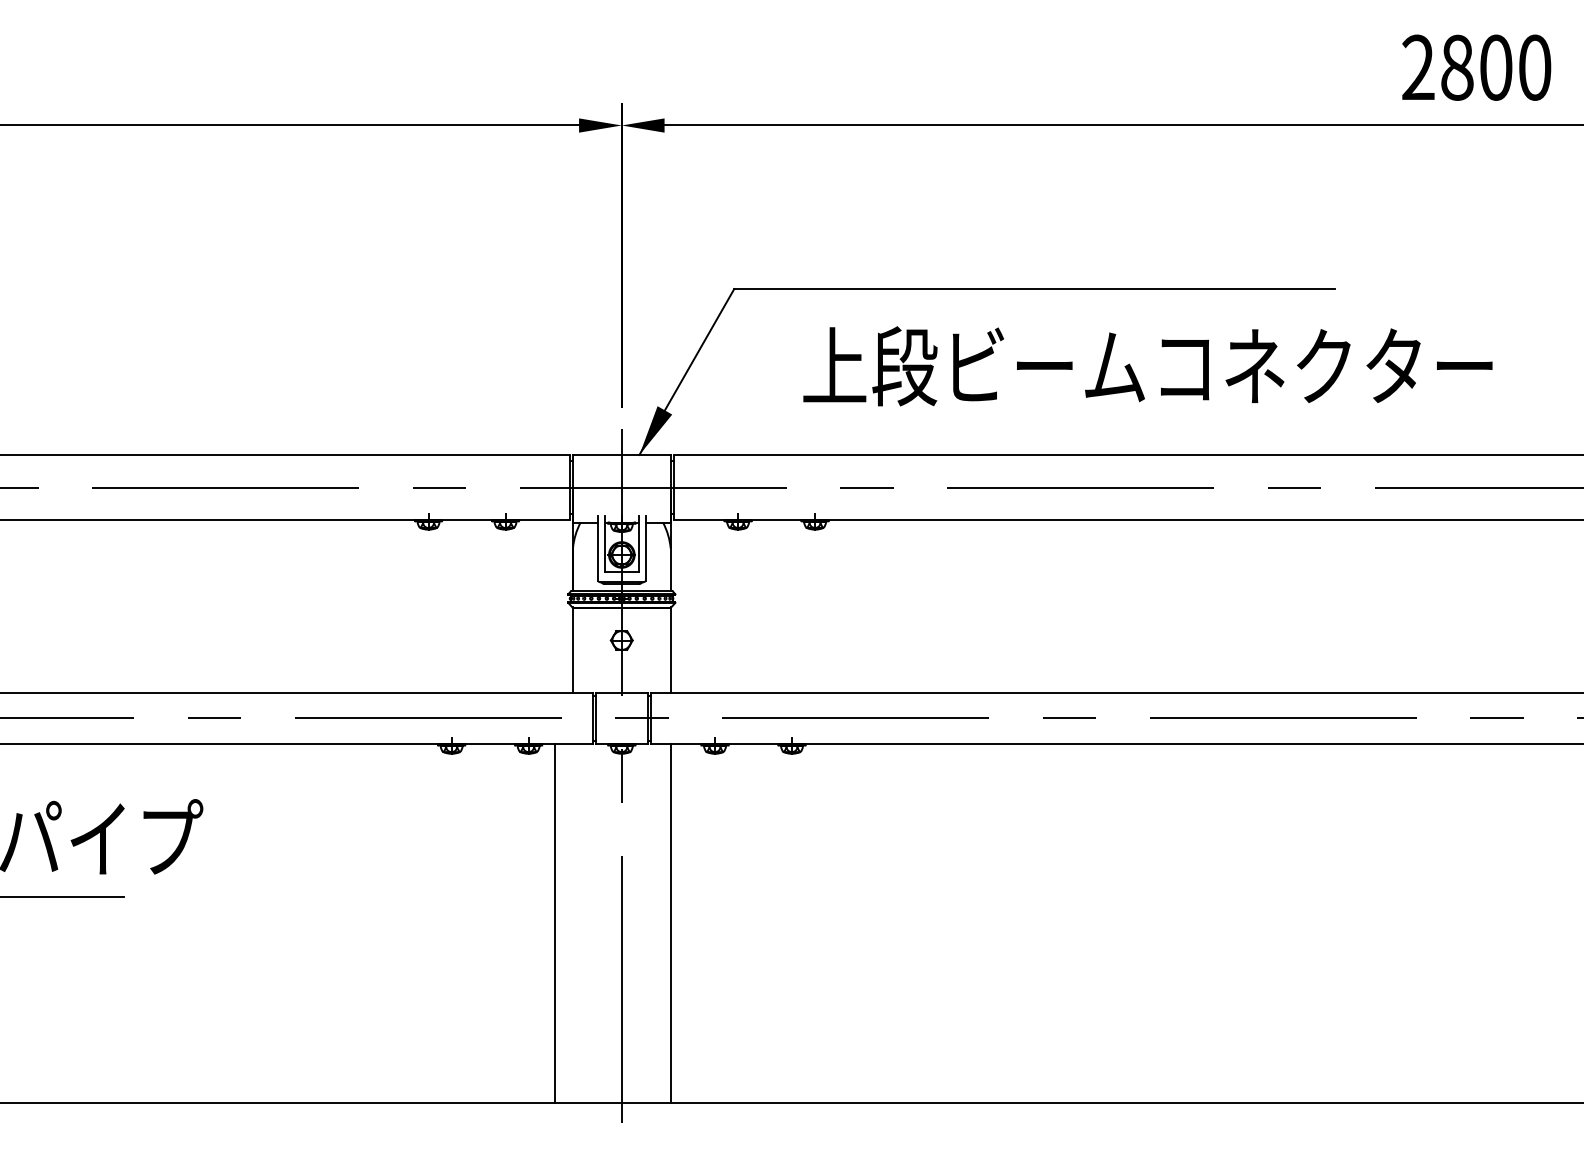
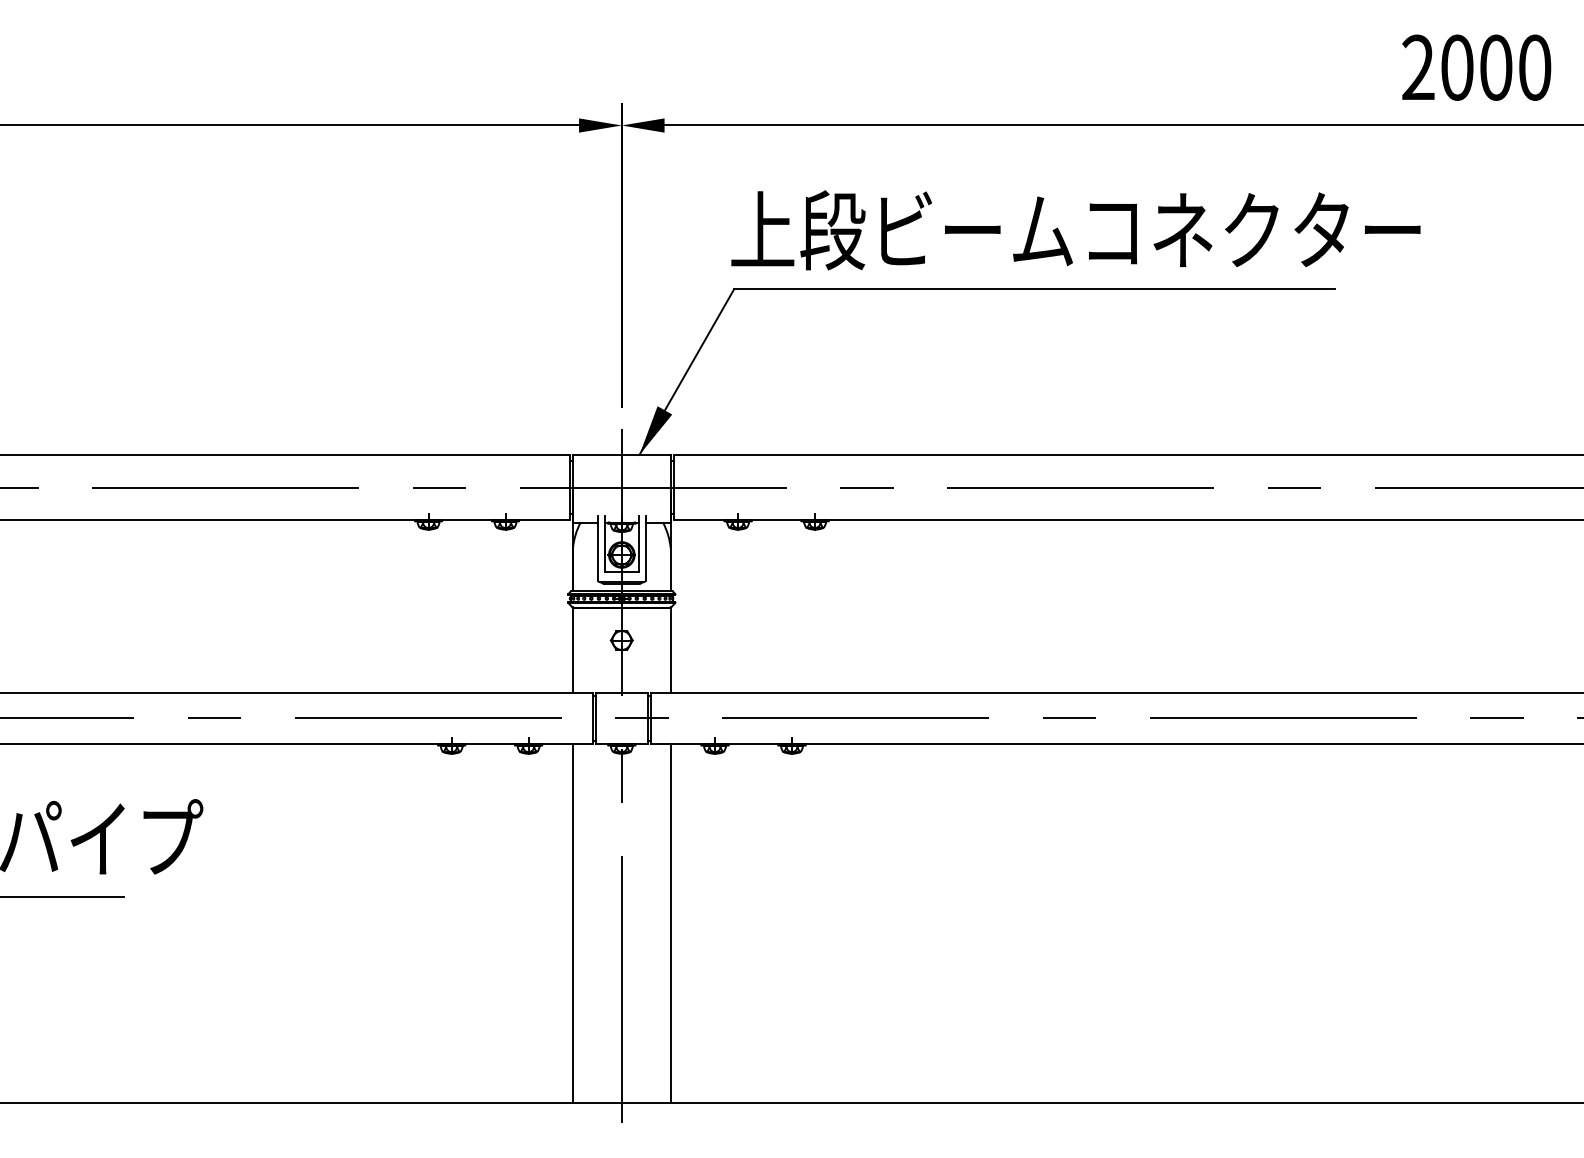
text: 2800 -> 2000 (1457, 67)
text position: (1147, 366) -> (1075, 230) (1075, 230)
line position: (554, 923) -> (572, 923) (572, 923)
